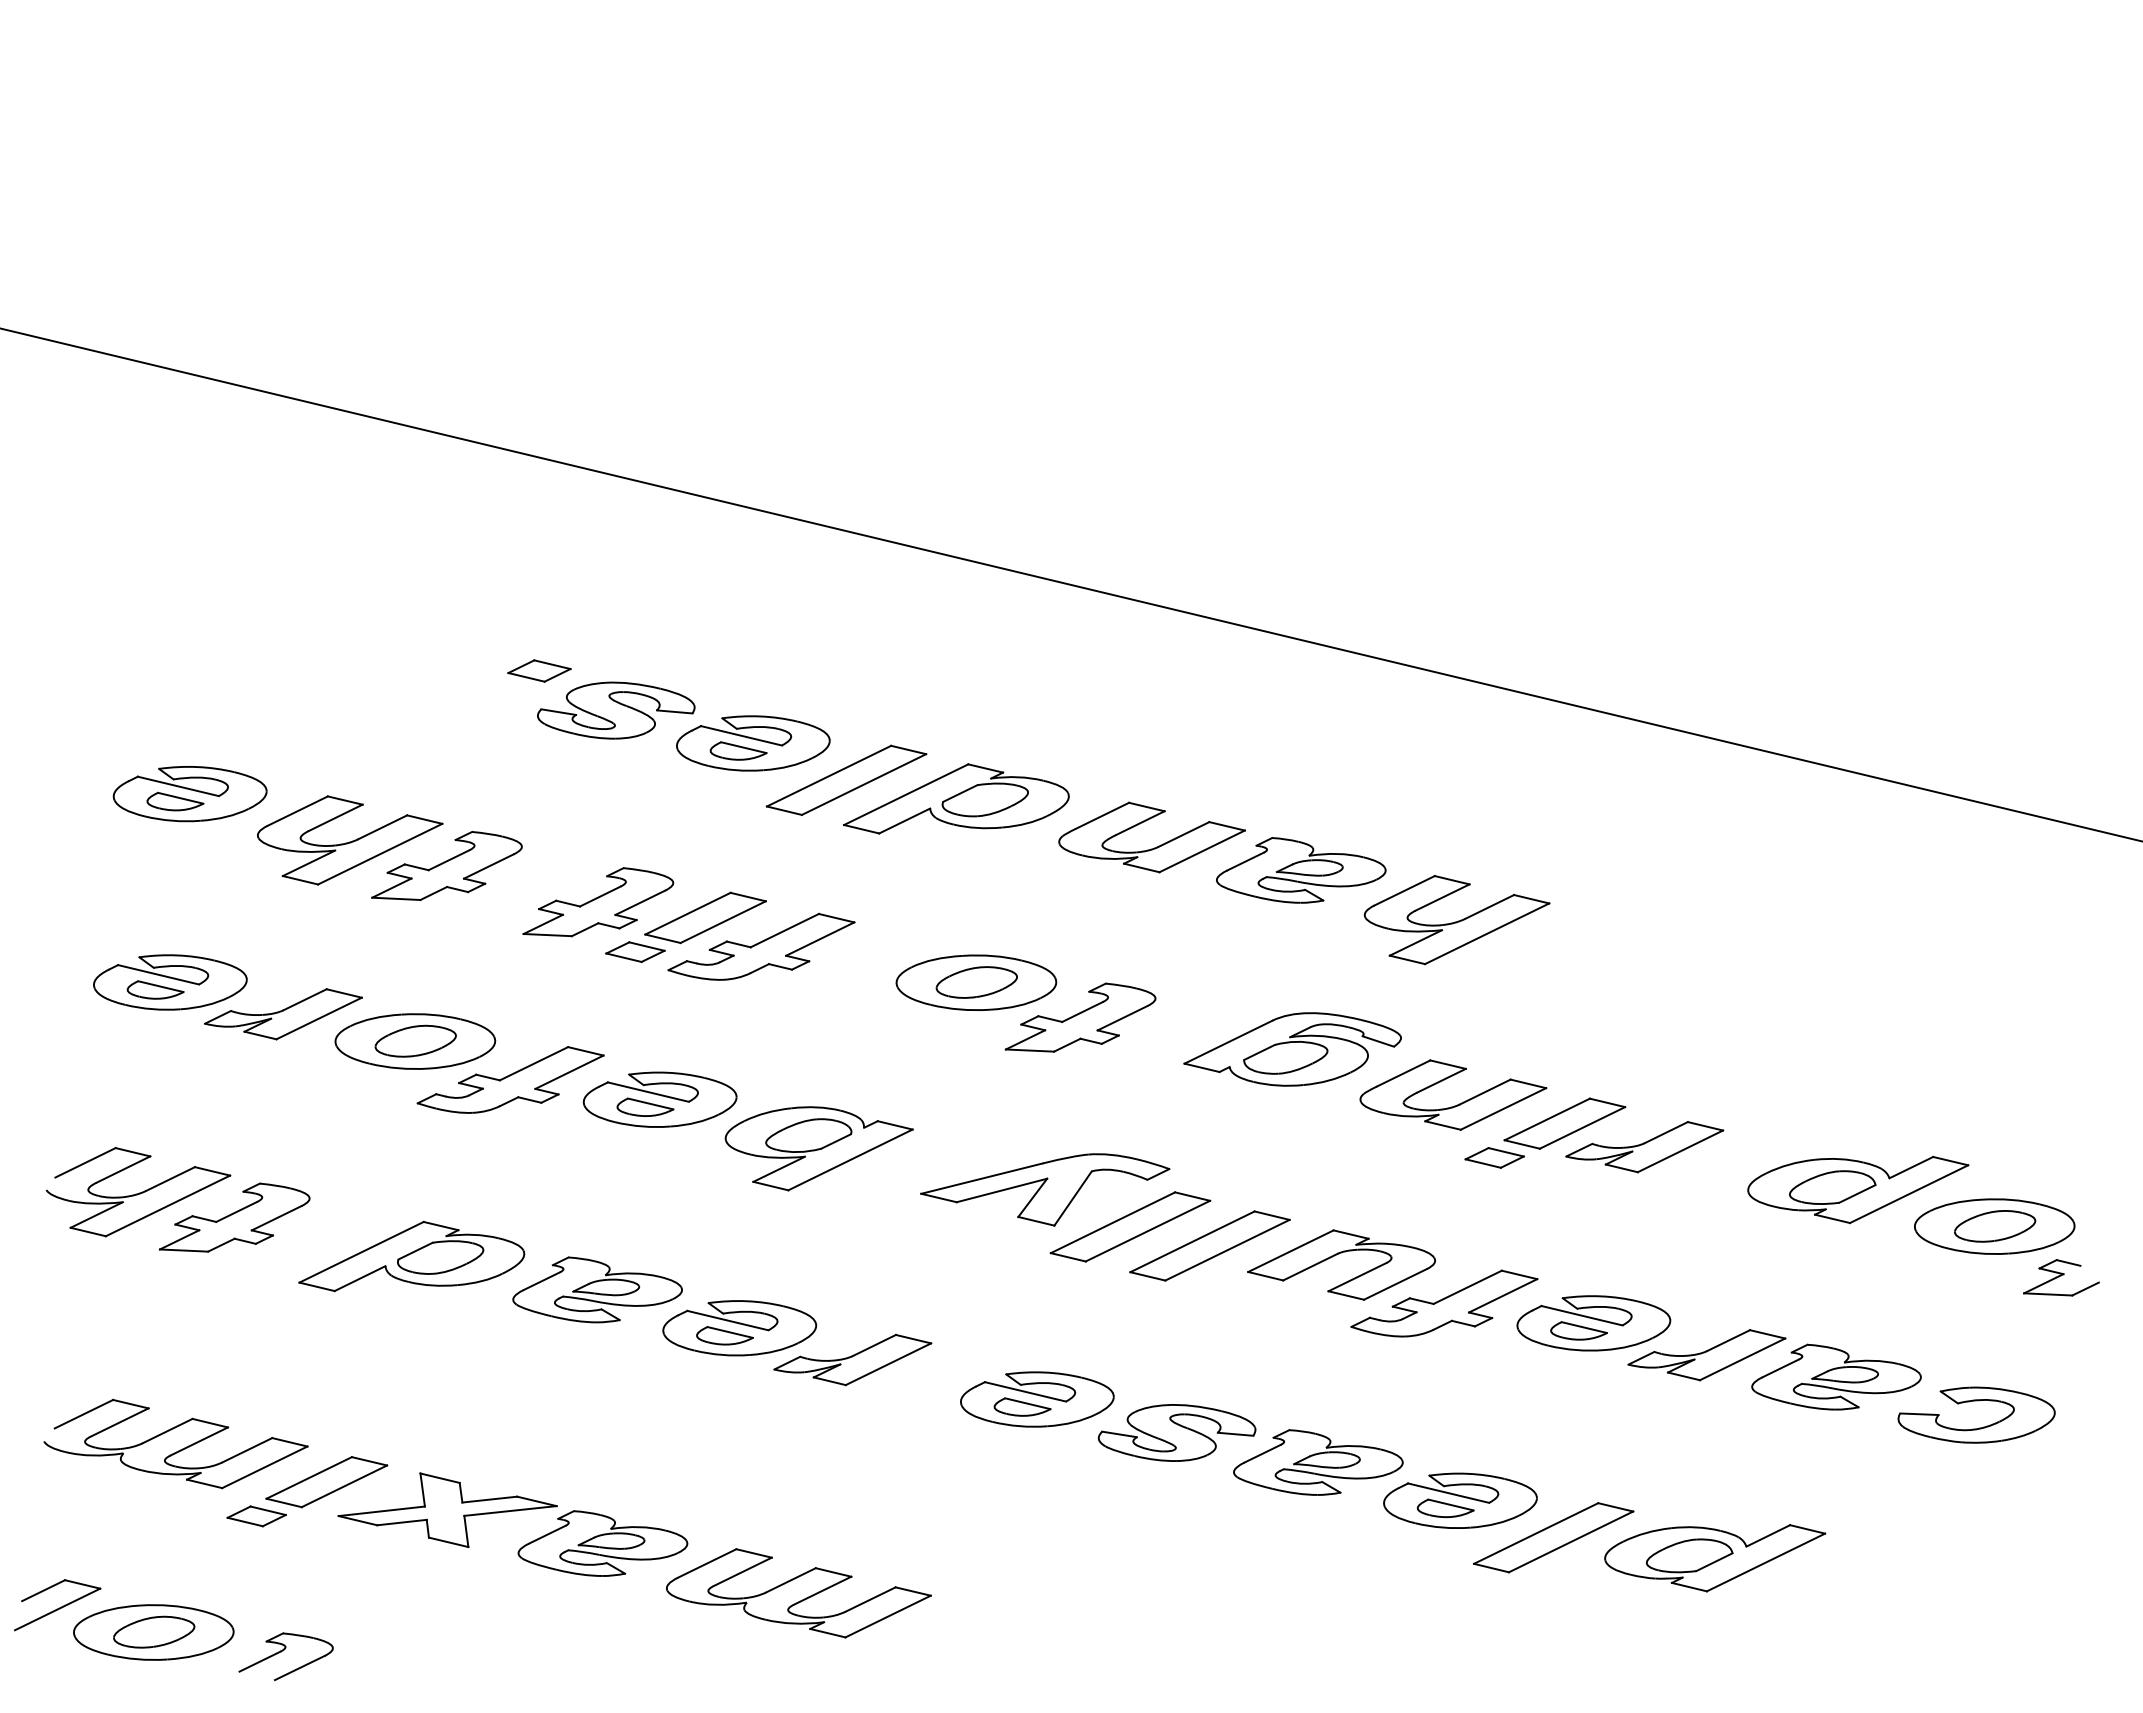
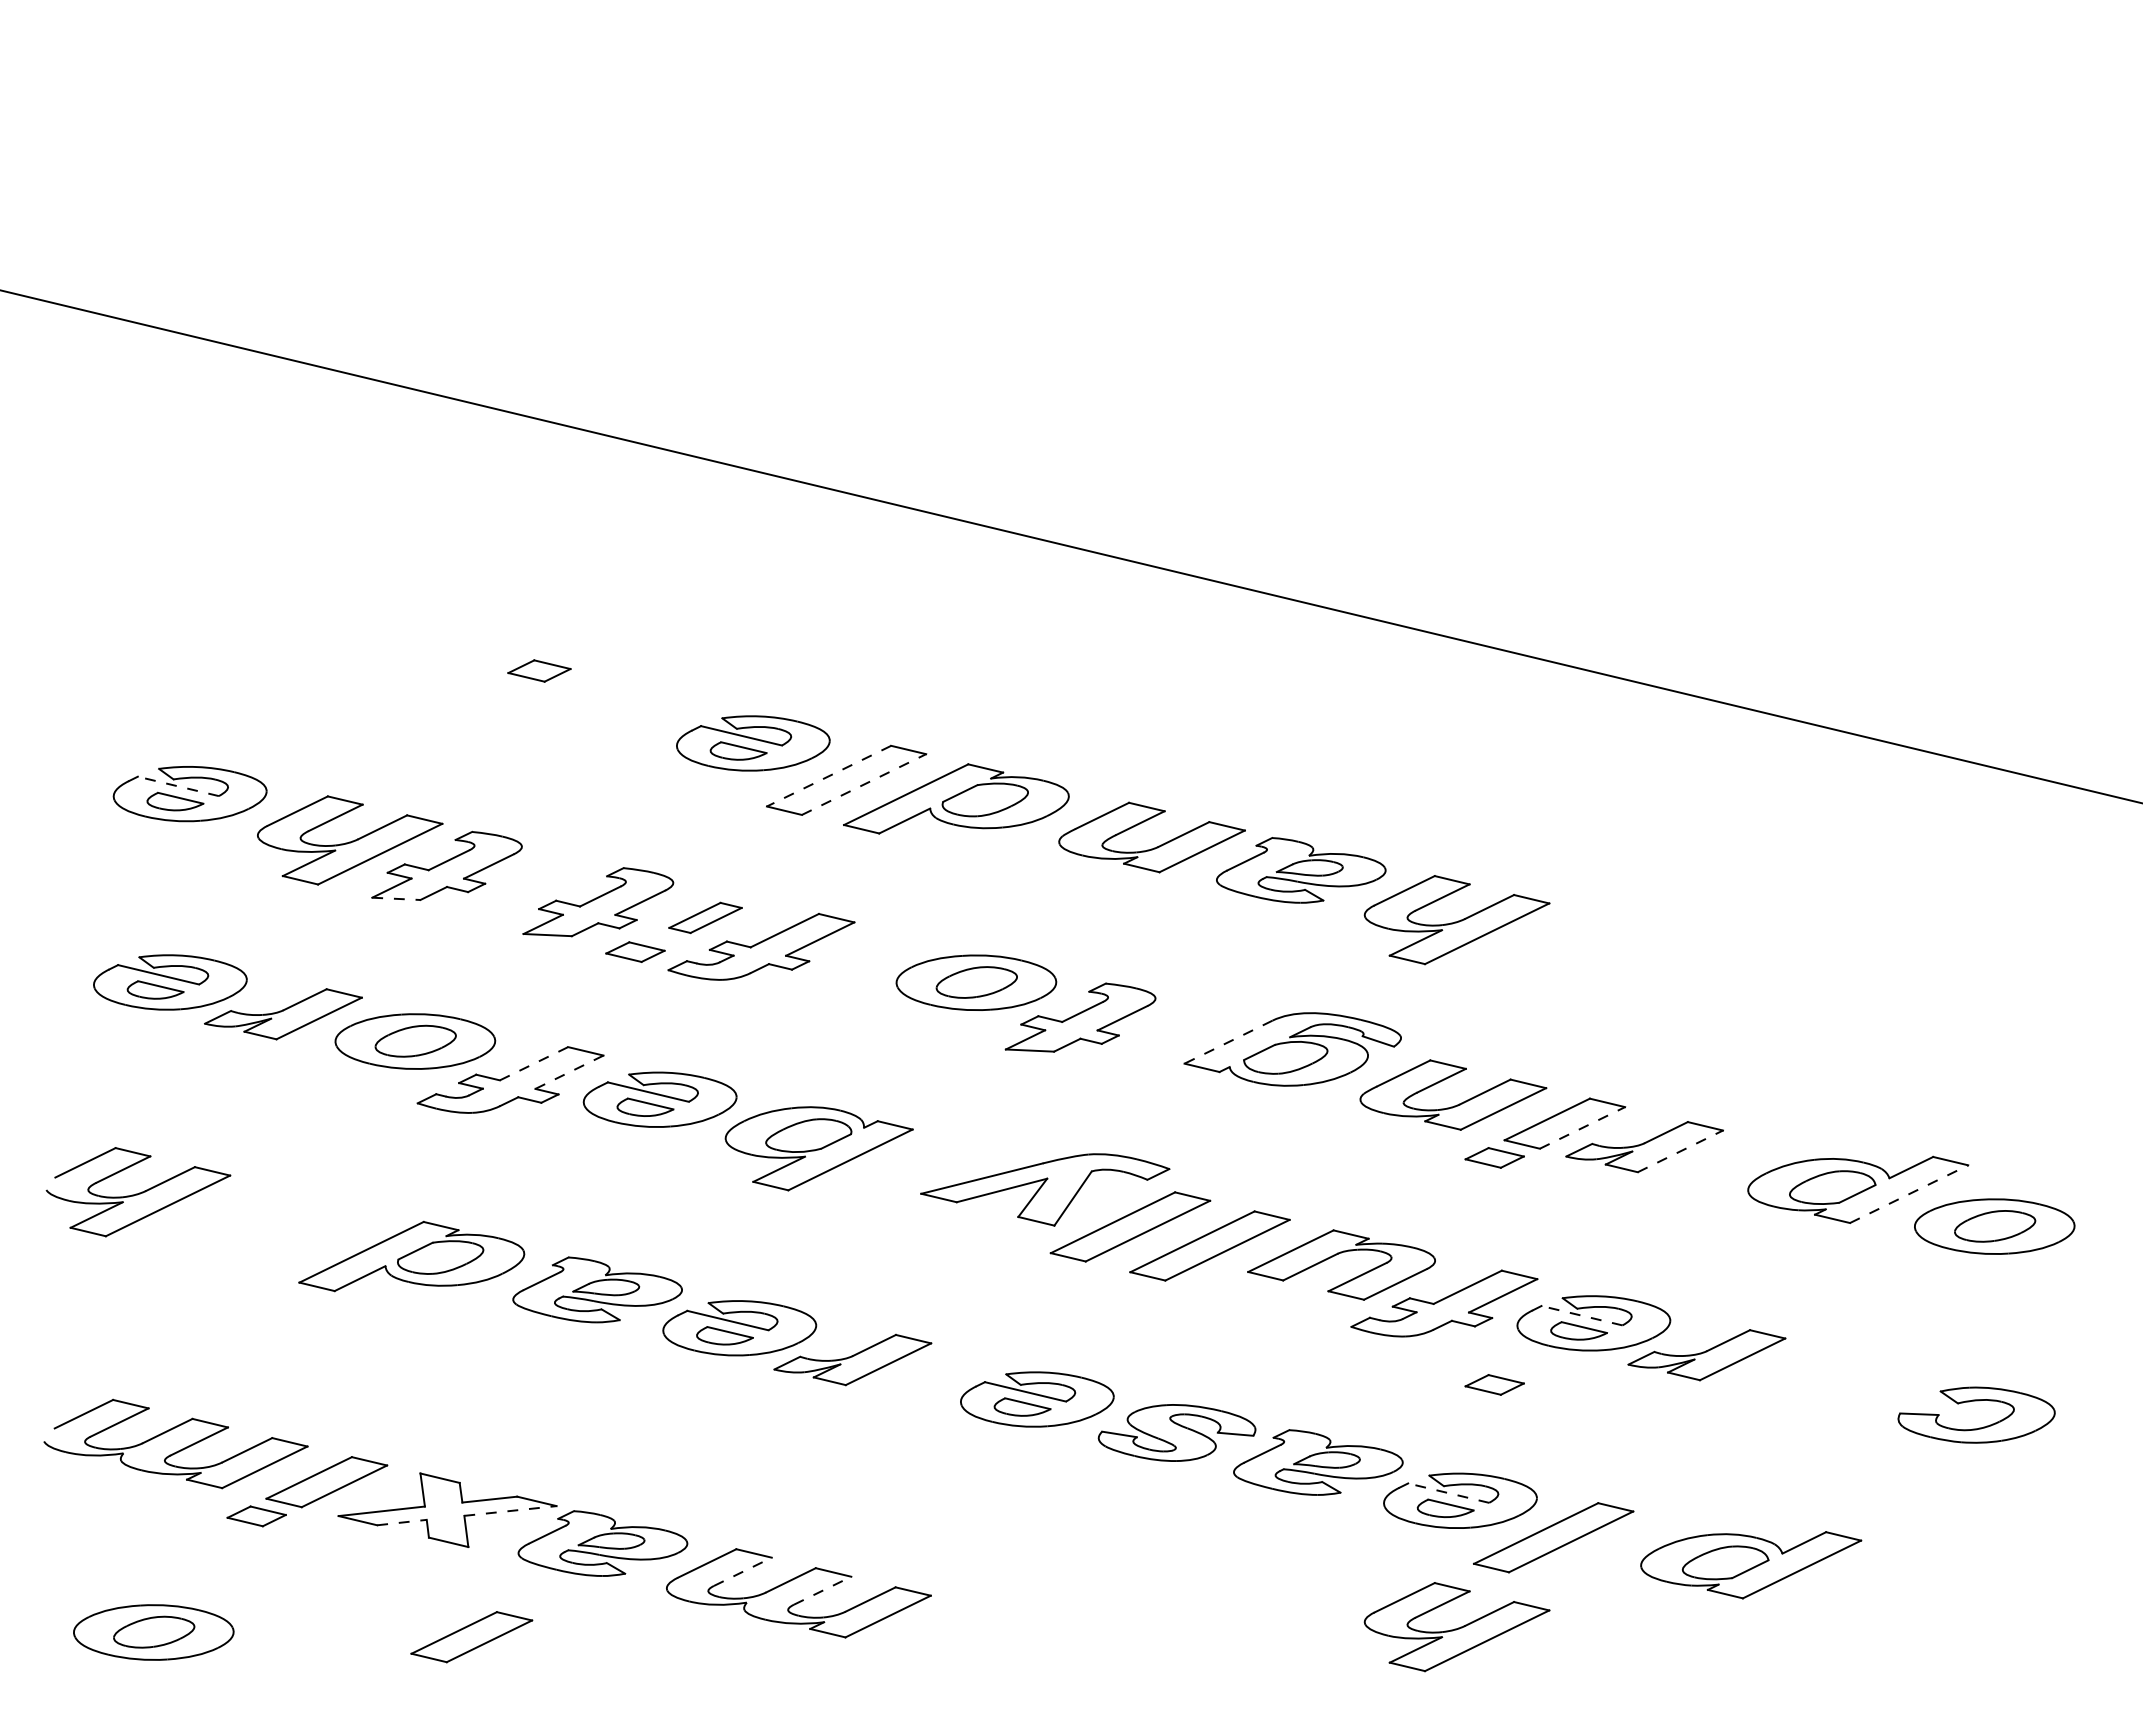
line position: (1070, 584) -> (1070, 546) (1070, 546)
part: present -> none (616, 710)
line: solid -> dashed (828, 776)
line: solid -> dashed (864, 784)
line: solid -> dashed (178, 786)
line: solid -> dashed (396, 898)
part size: 123x54 px -> 75x34 px (705, 917)
line: solid -> dashed (1228, 1042)
line: solid -> dashed (534, 1063)
line: solid -> dashed (569, 1072)
line: solid -> dashed (1582, 1127)
line: solid -> dashed (1680, 1151)
line: solid -> dashed (1909, 1194)
part: present -> none (234, 1217)
part: present -> none (2061, 1277)
line: solid -> dashed (1582, 1315)
part: present -> none (1836, 1376)
part: none -> present (1494, 1384)
line: solid -> dashed (1448, 1493)
line: solid -> dashed (511, 1510)
line: solid -> dashed (402, 1522)
part position: (1715, 1558) -> (1751, 1565) (1751, 1565)
line: solid -> dashed (743, 1571)
line: solid -> dashed (822, 1590)
part: present -> none (57, 1605)
part: none -> present (1456, 1627)
part: none -> present (471, 1637)
part: present -> none (285, 1656)
